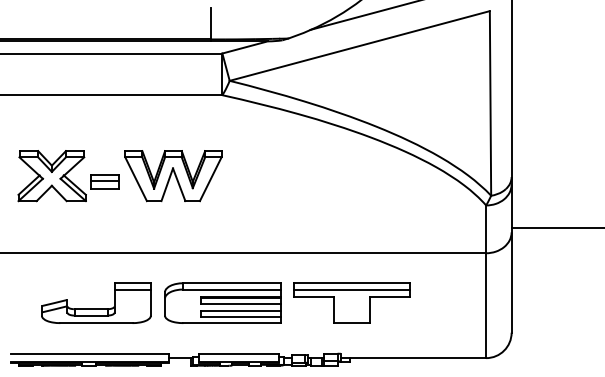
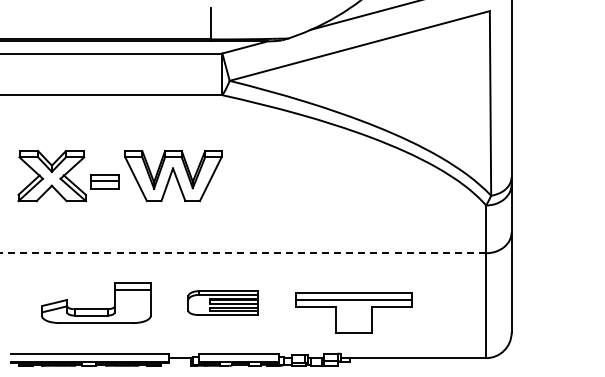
line: present -> none (556, 228)
line: solid -> dashed (243, 253)
part size: 118x42 px -> 72x26 px (222, 302)
part position: (351, 302) -> (353, 312) (353, 312)
